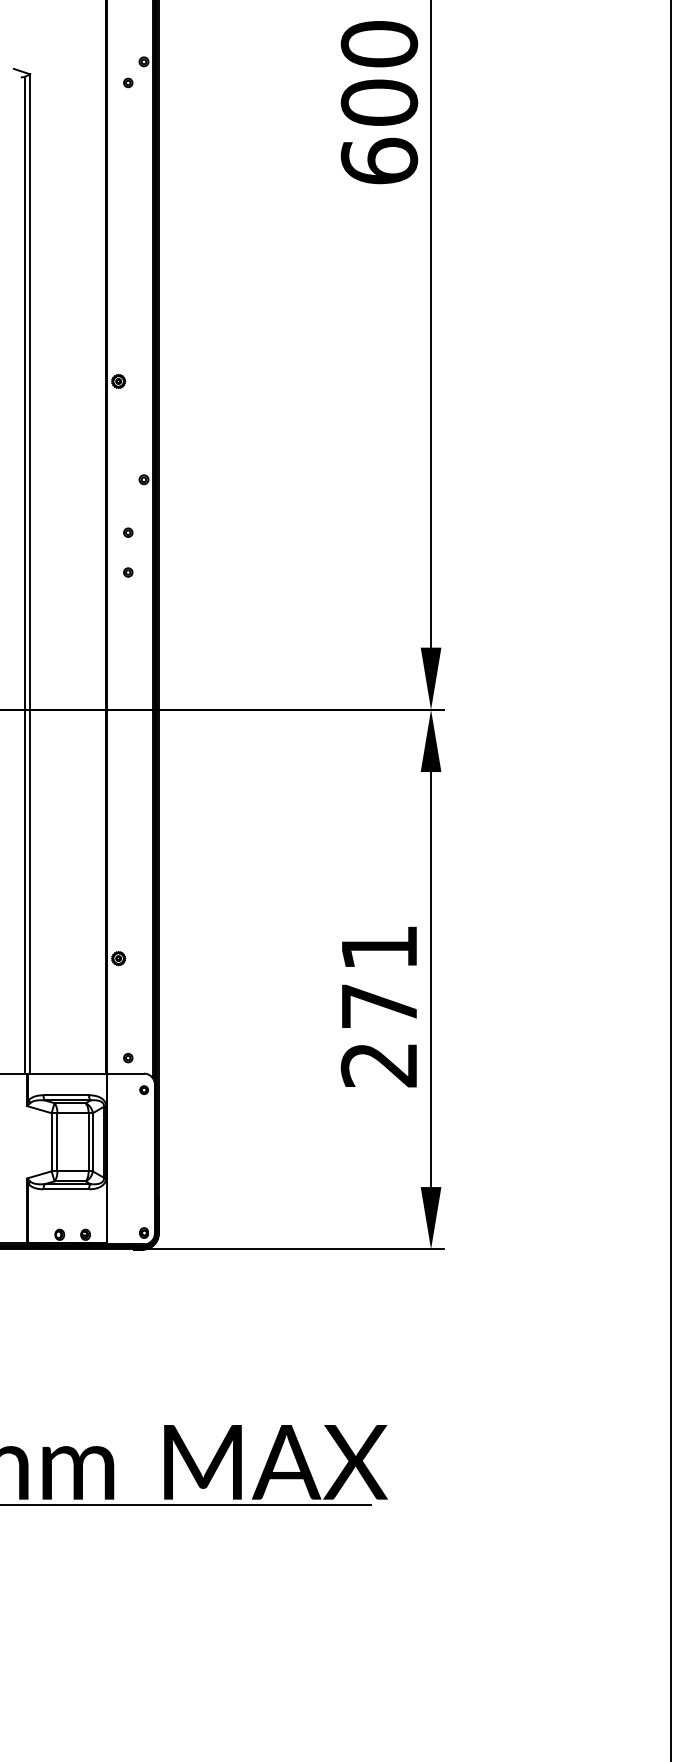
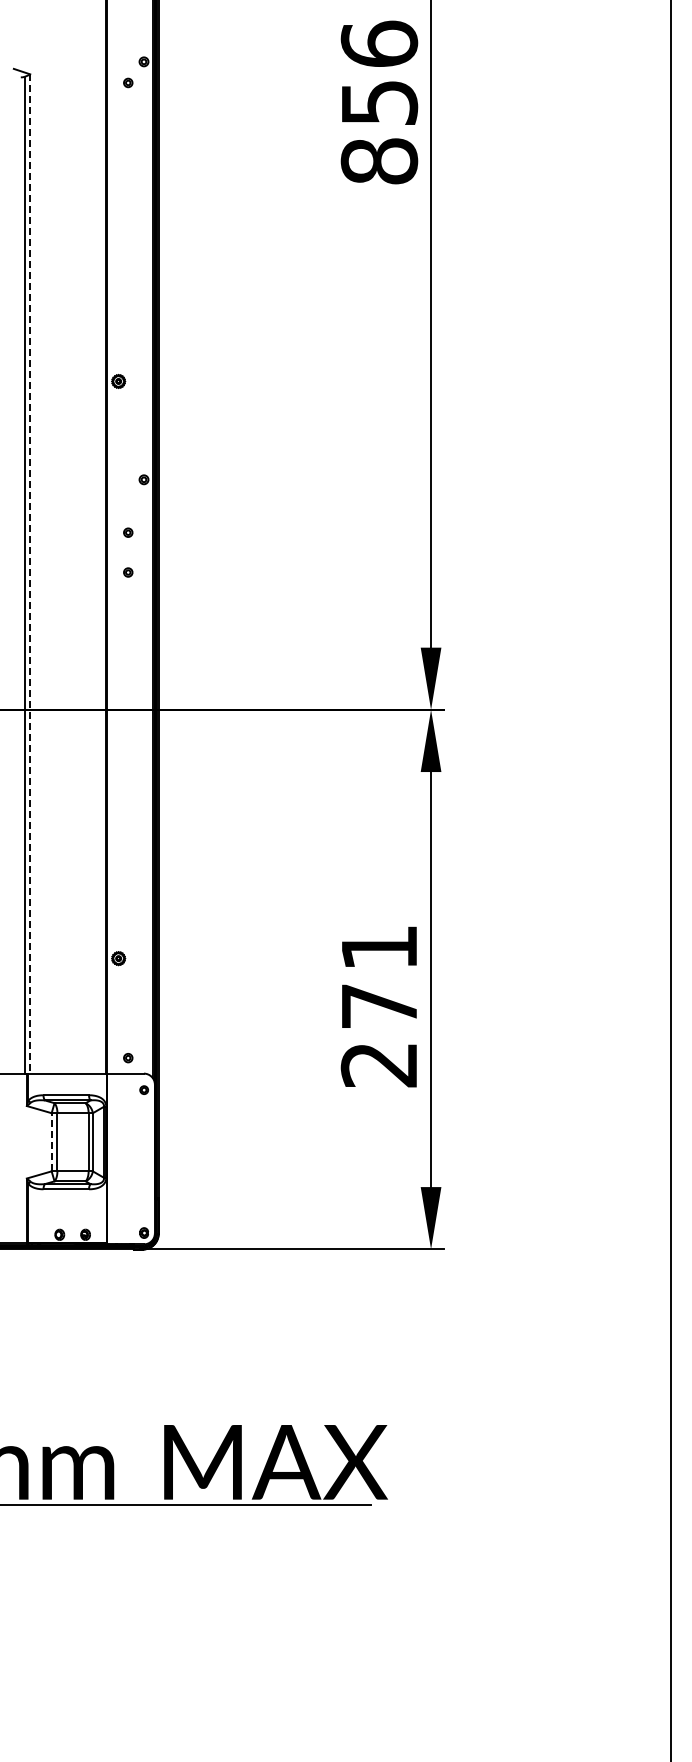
text: 600 -> 856 (379, 102)
line: solid -> dashed (30, 574)
line: solid -> dashed (51, 1141)
